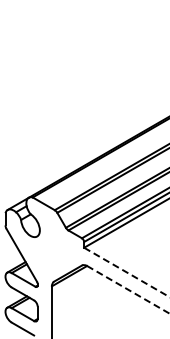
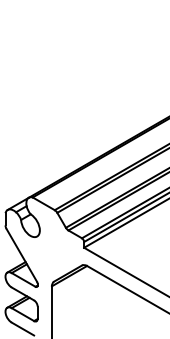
line: dashed -> solid (127, 272)
line: dashed -> solid (128, 289)
